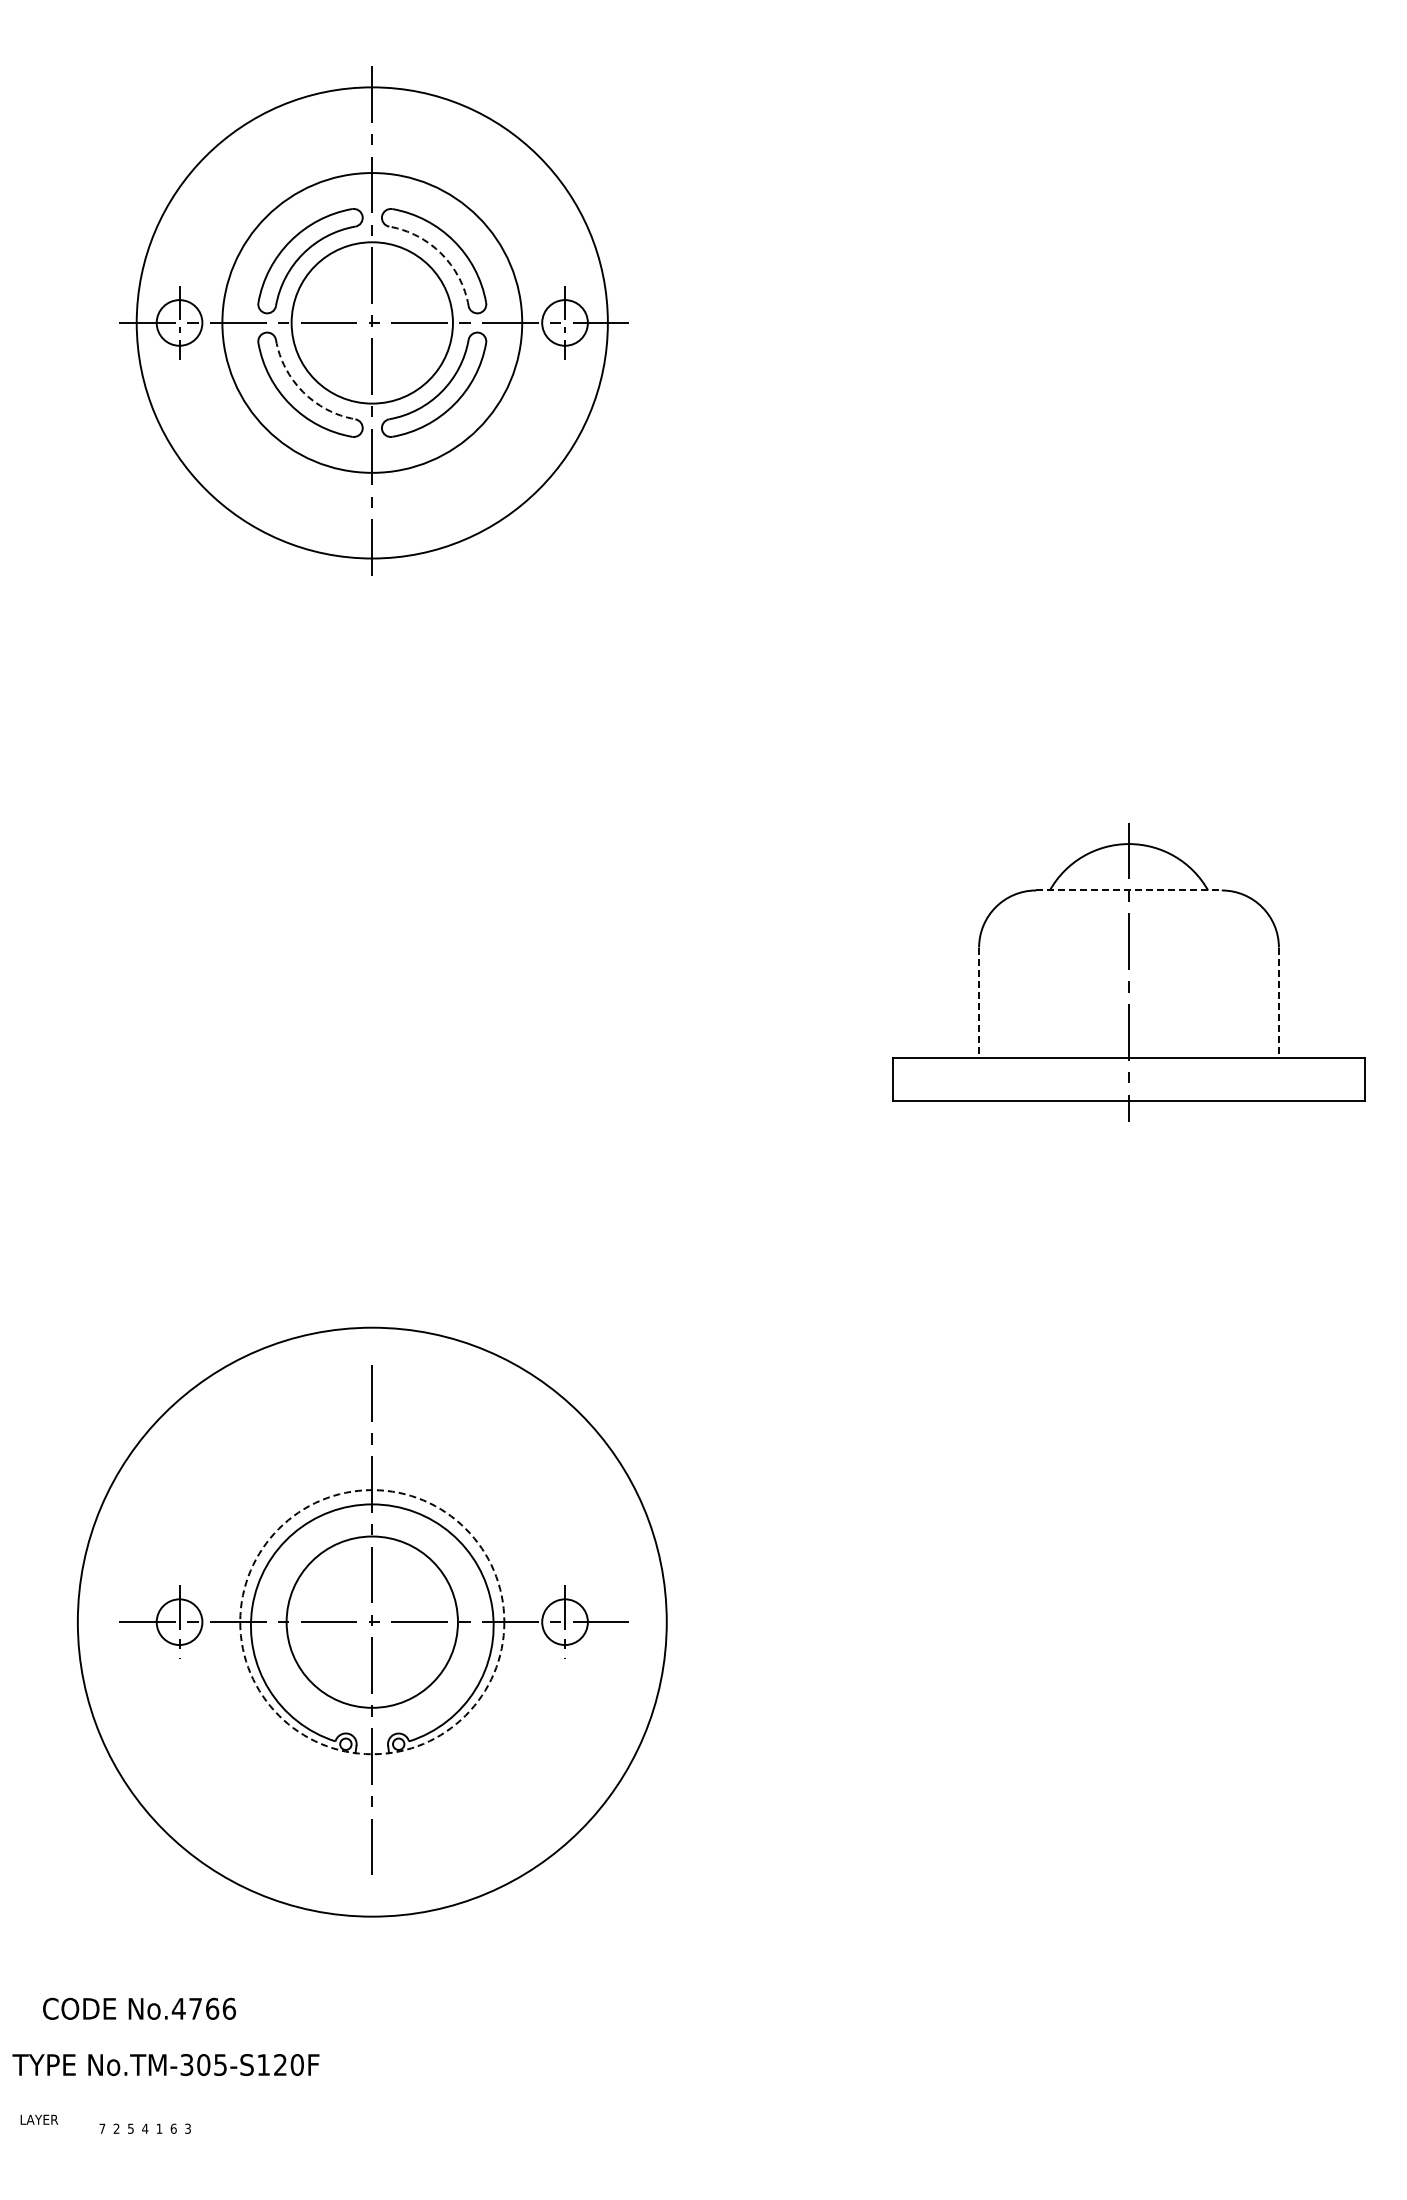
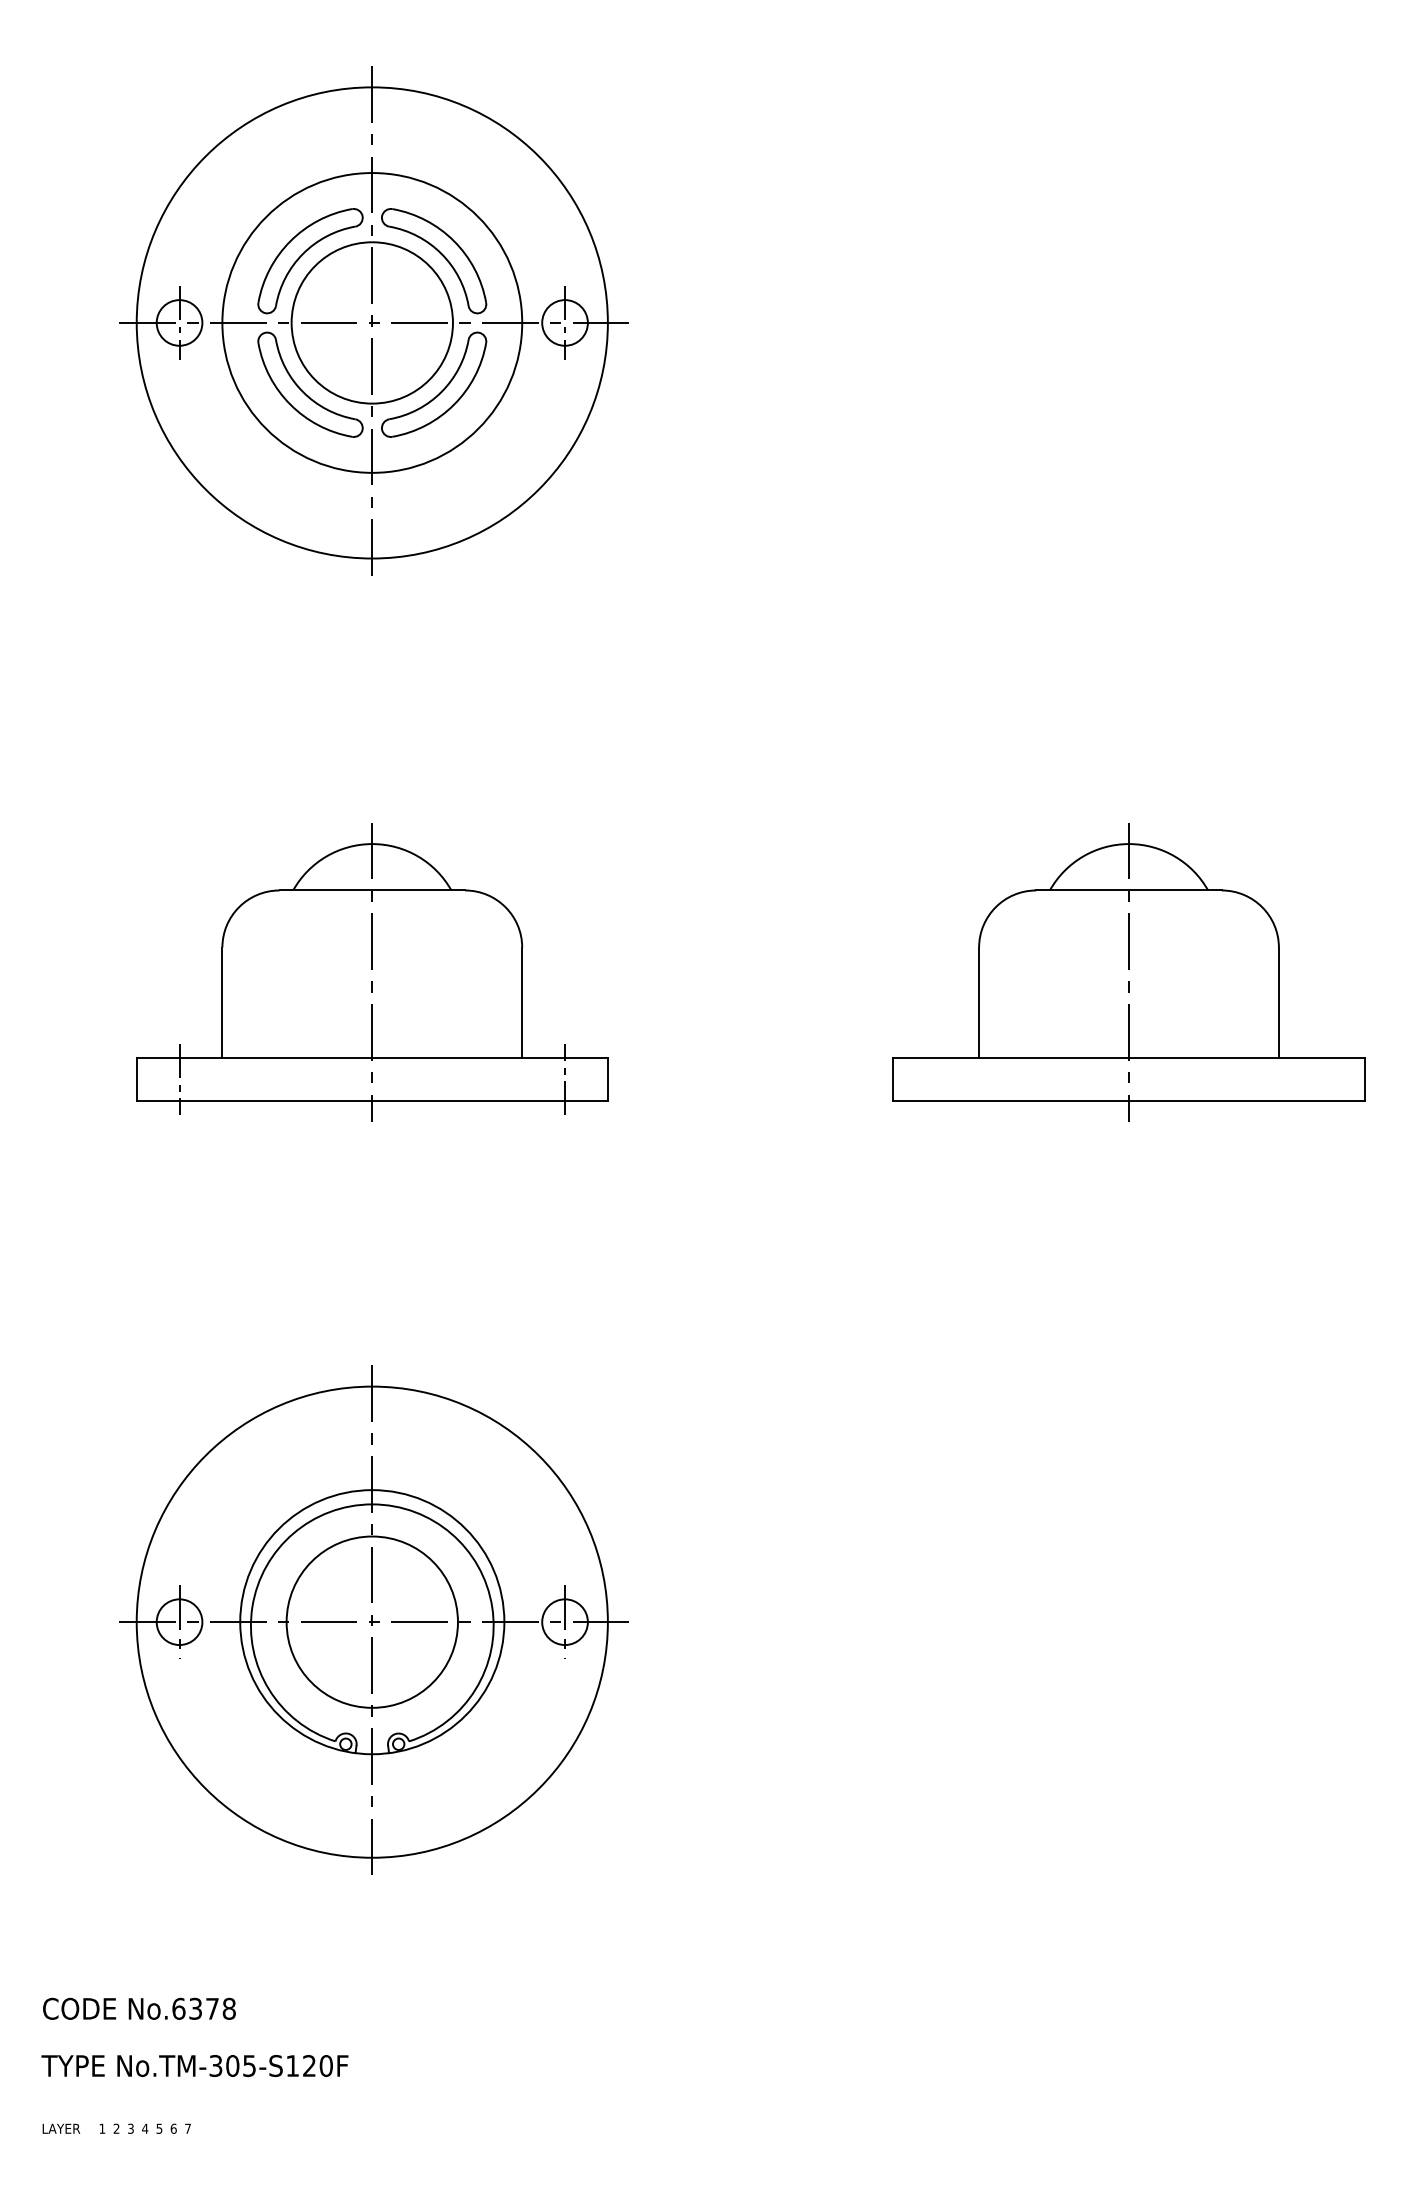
arc: dashed -> solid (441, 253)
arc: dashed -> solid (303, 392)
line: dashed -> solid (1129, 890)
part: none -> present (372, 972)
line: dashed -> solid (979, 1003)
line: dashed -> solid (1278, 1003)
circle diameter: 589 px -> 471 px (371, 1621)
circle: dashed -> solid (372, 1622)
text: No.4766 -> No.6378 (203, 2008)
text position: (165, 2064) -> (194, 2065) (194, 2065)
text position: (39, 2119) -> (61, 2128) (61, 2128)
text: 7 -> 1 (102, 2128)
text: 5 -> 3 (130, 2128)
text: 1 -> 5 (159, 2128)
text: 3 -> 7 (187, 2128)
